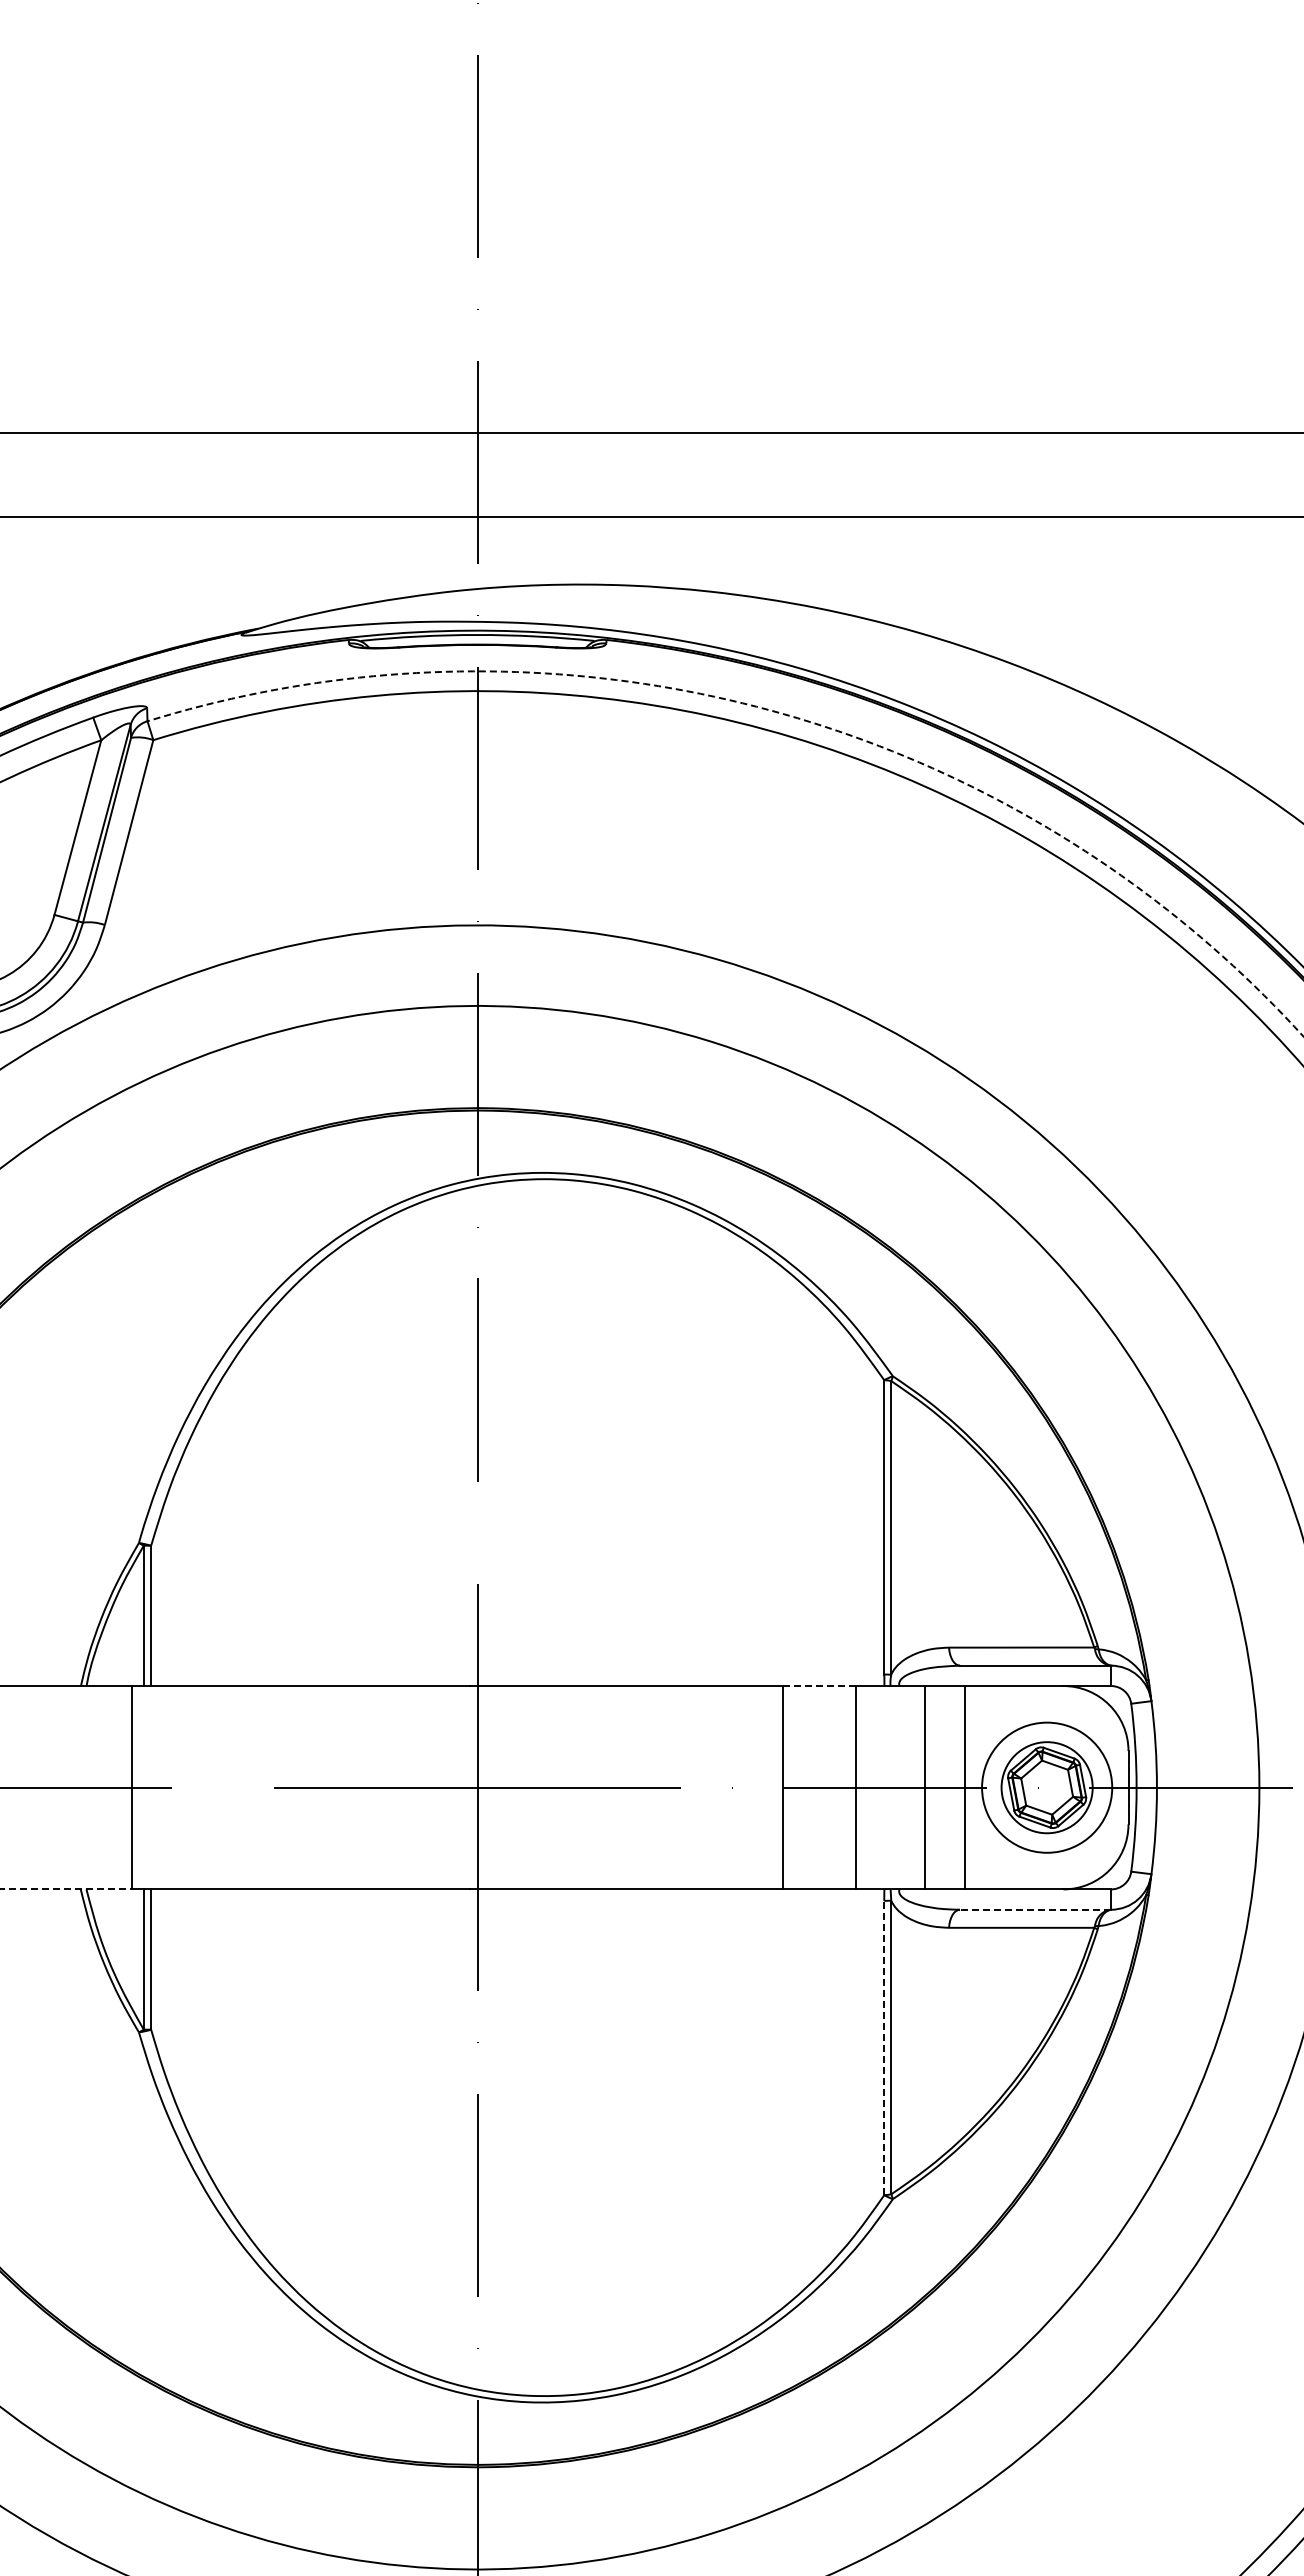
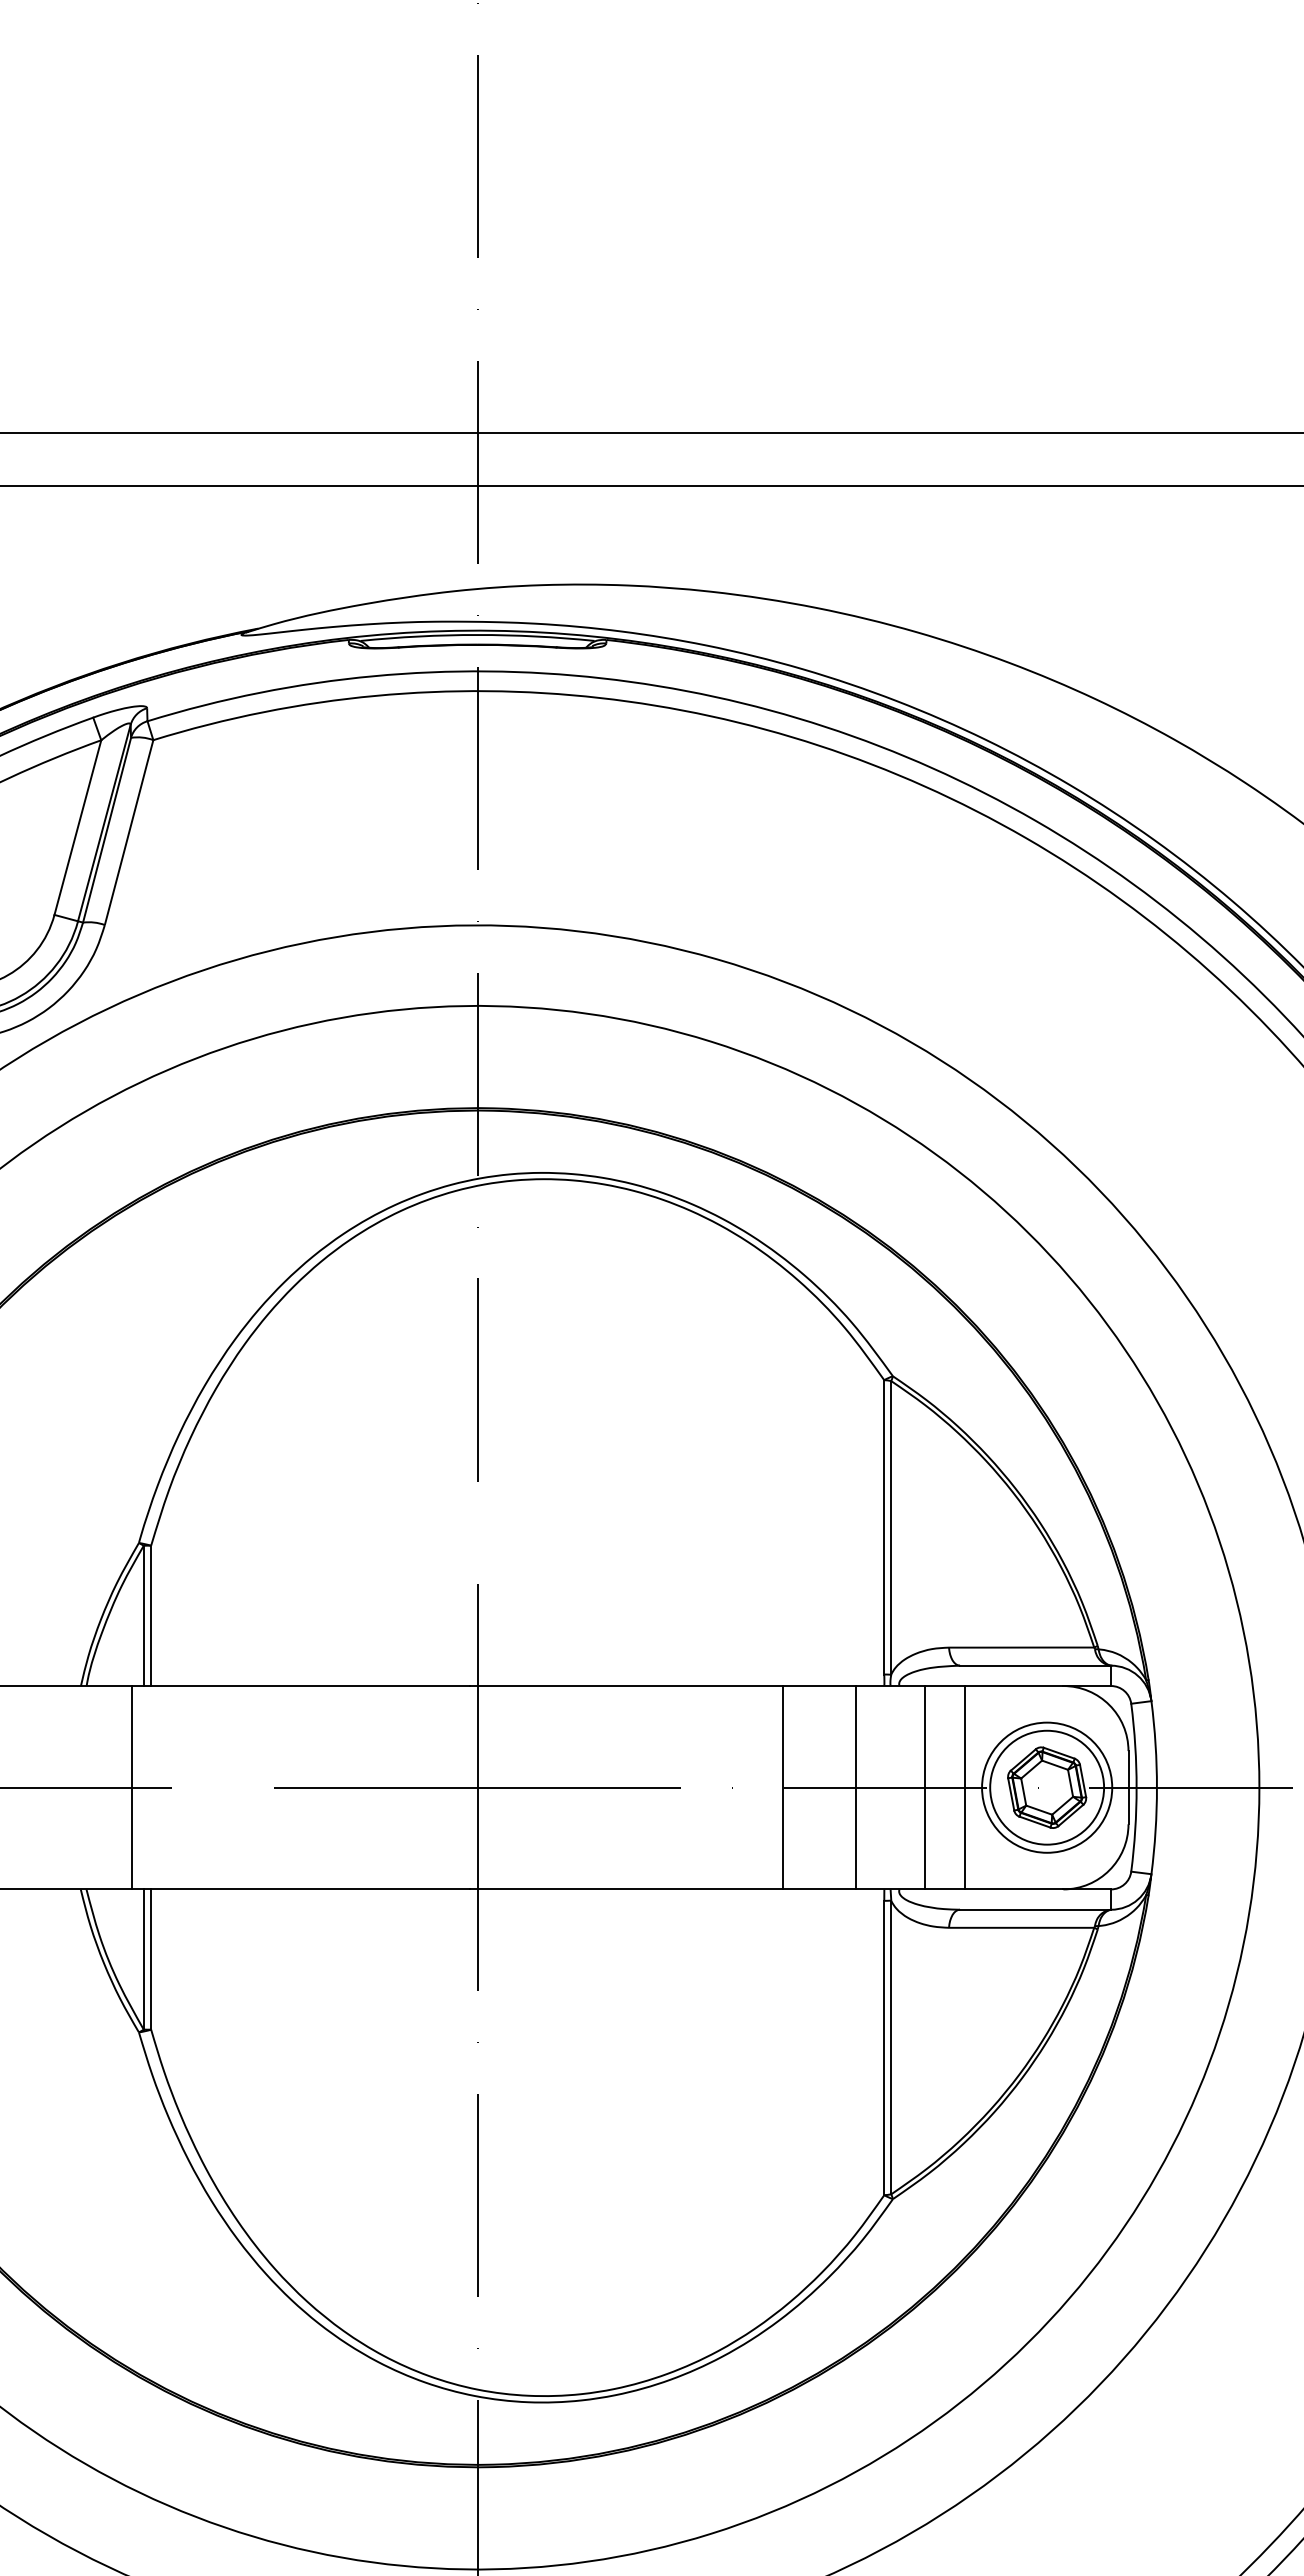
line position: (651, 517) -> (651, 486) (651, 486)
arc: dashed -> solid (771, 710)
line: dashed -> solid (820, 1686)
circle diameter: 91 px -> 114 px (1047, 1787)
line: dashed -> solid (66, 1889)
line: dashed -> solid (1035, 1909)
line: dashed -> solid (884, 2047)
